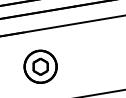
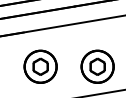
part: none -> present (97, 66)
